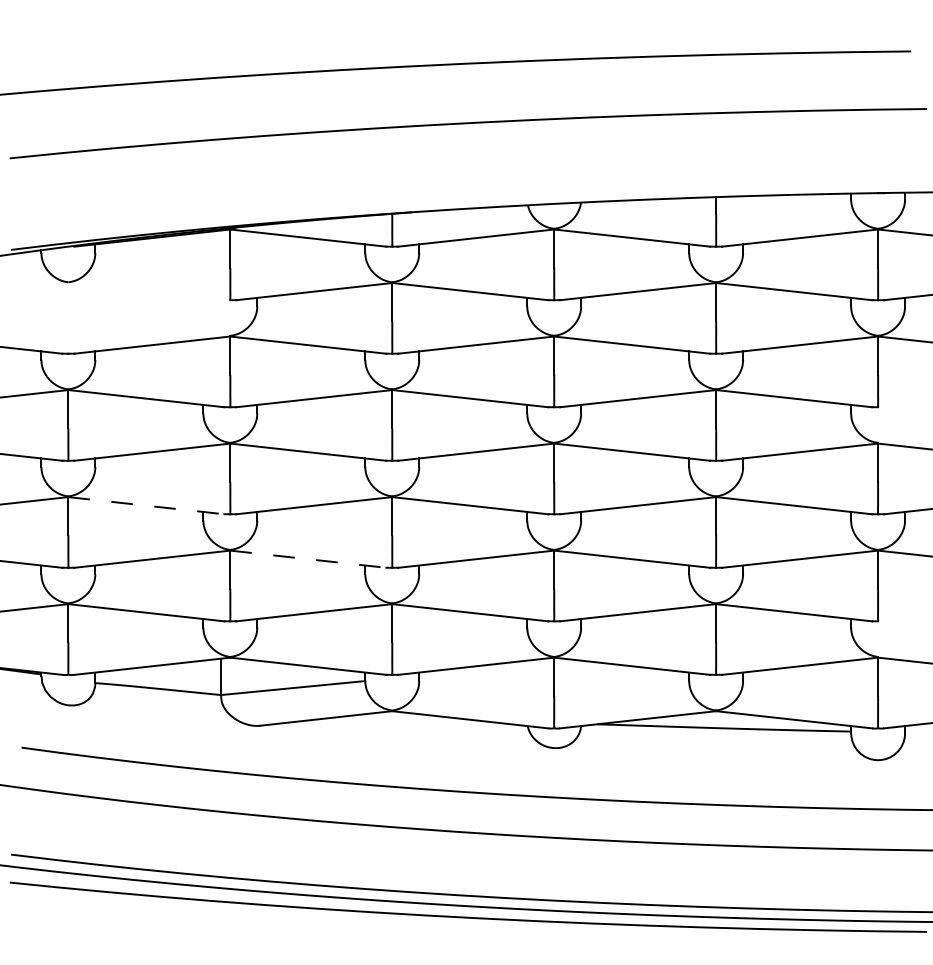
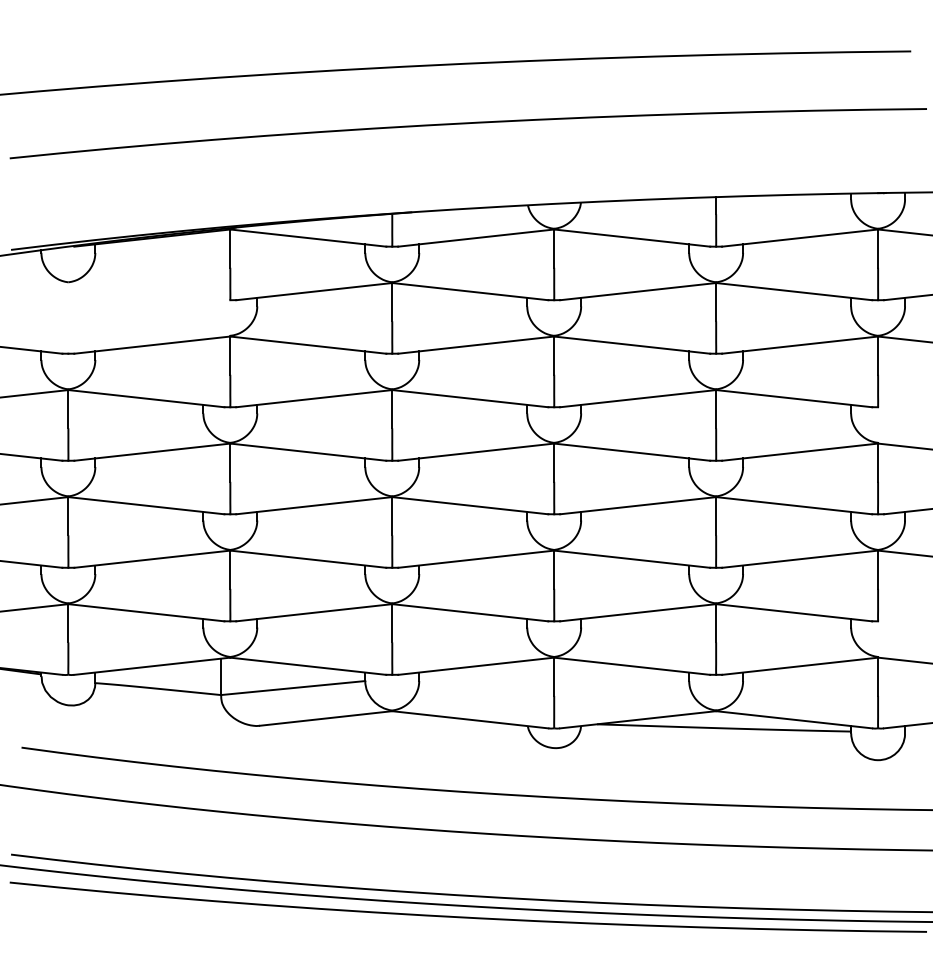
line: dashed -> solid (146, 505)
line: dashed -> solid (308, 559)
